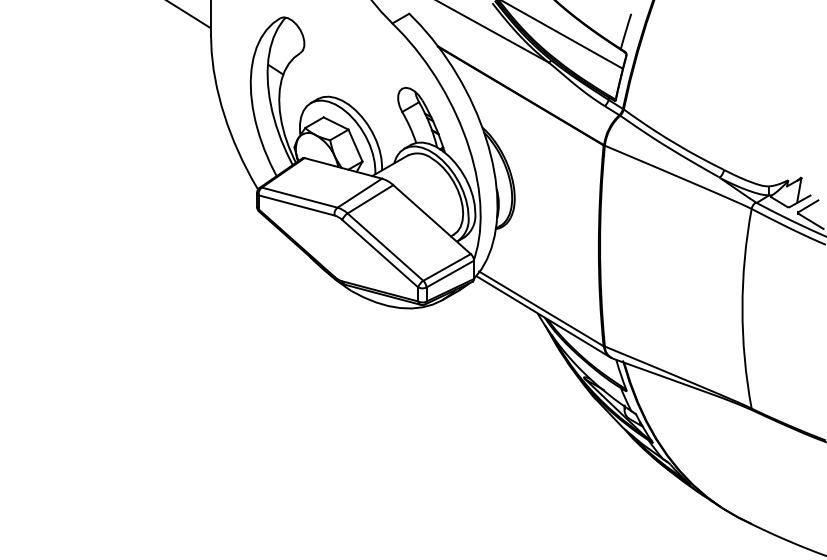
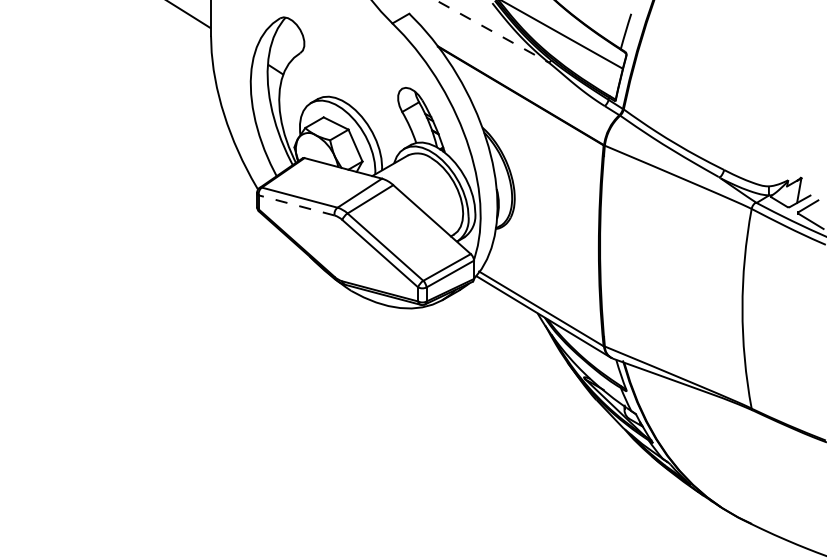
line: solid -> dashed (492, 31)
line: solid -> dashed (296, 205)
